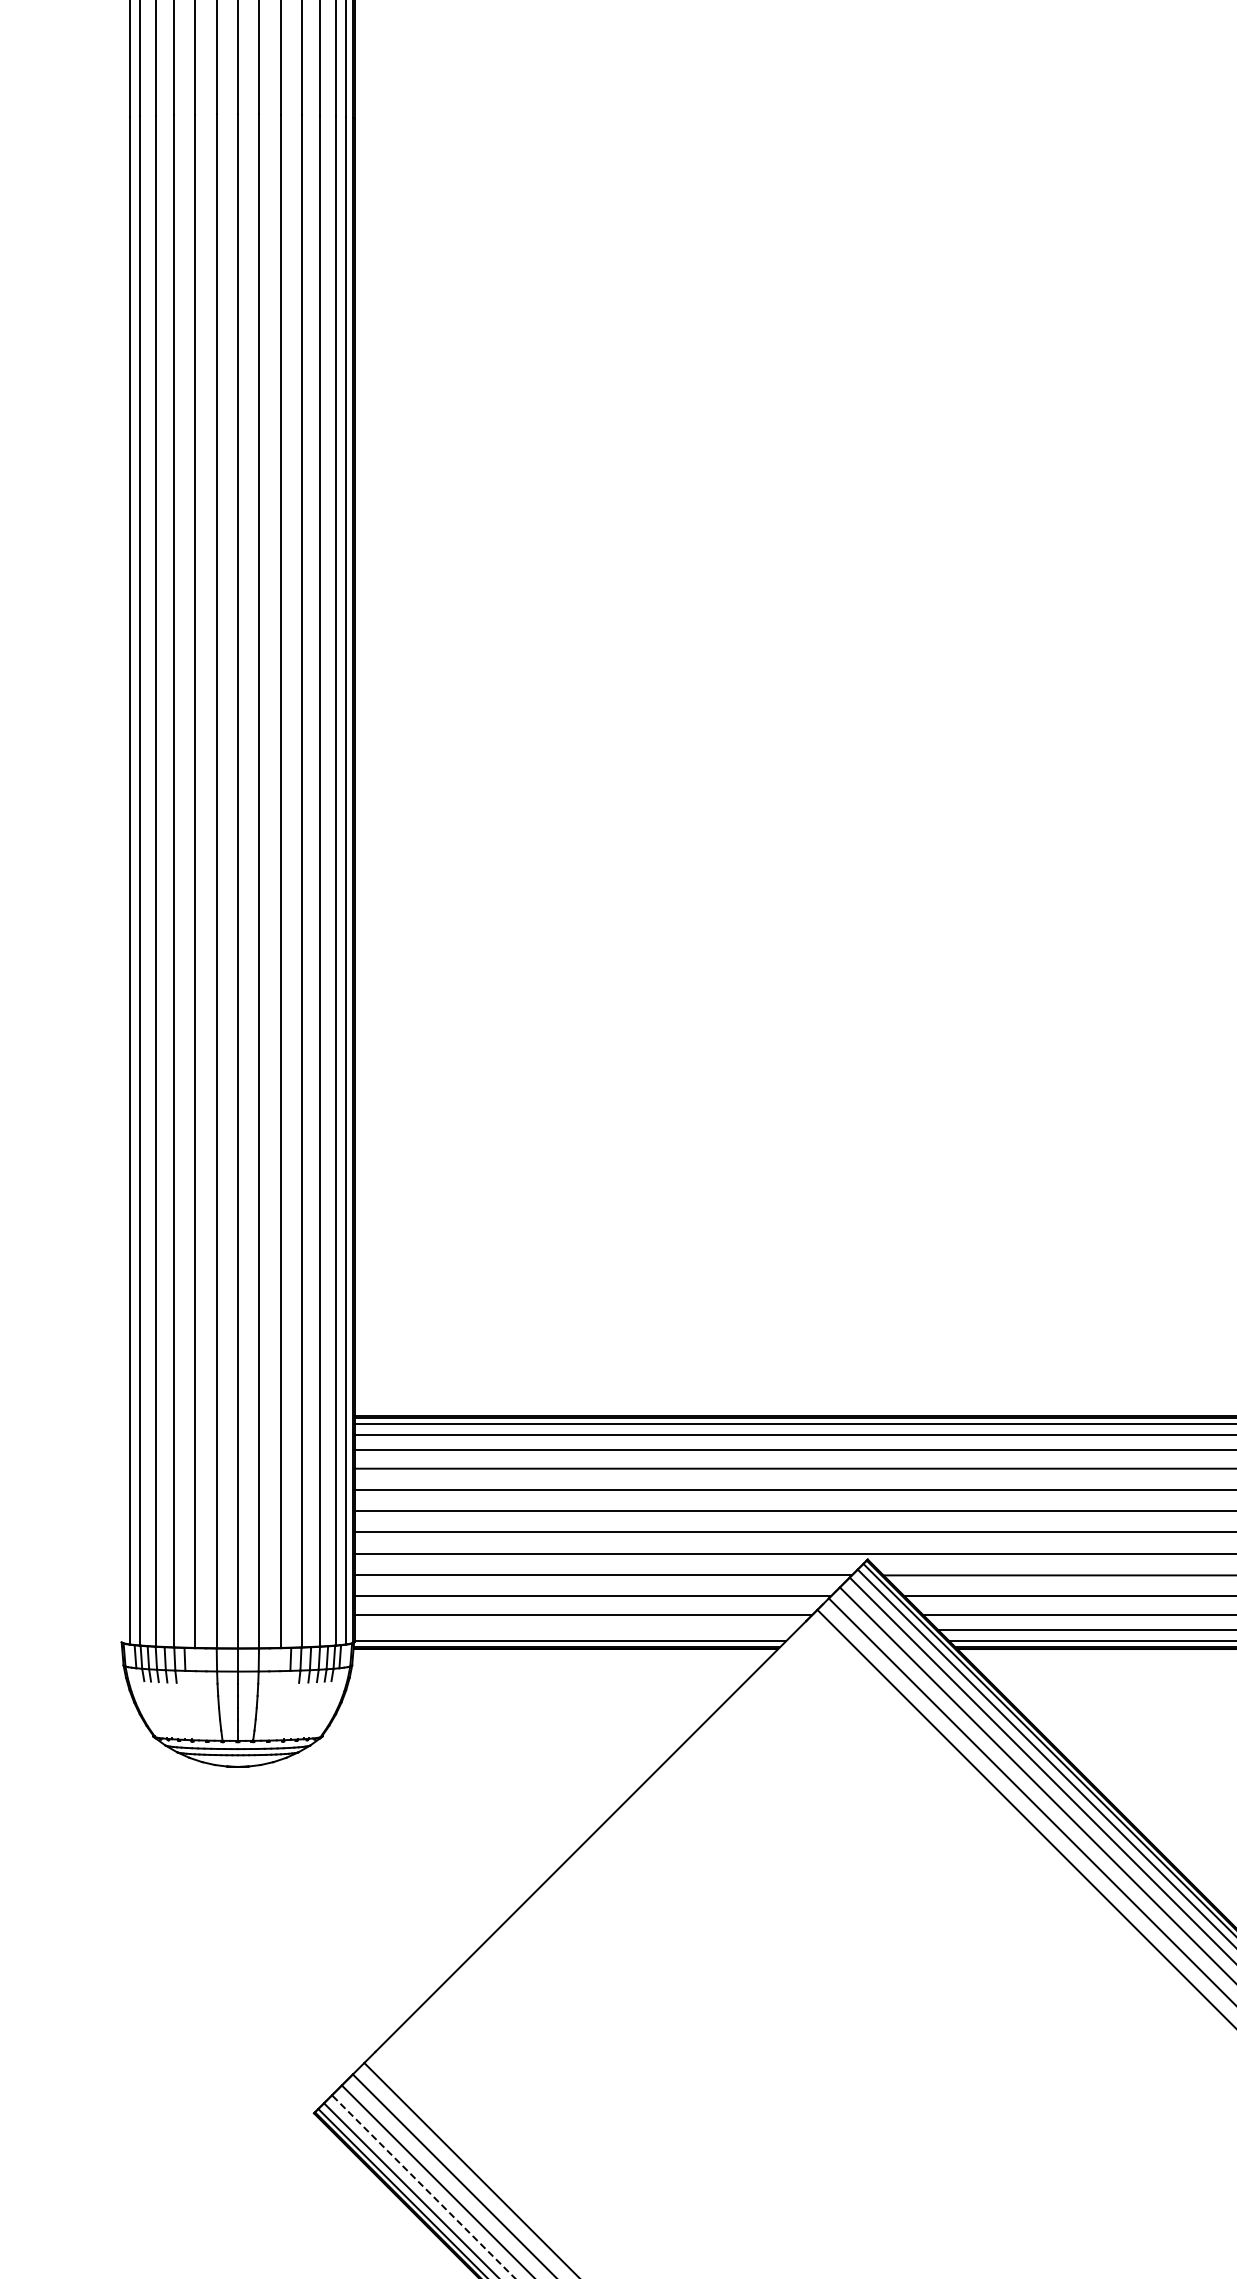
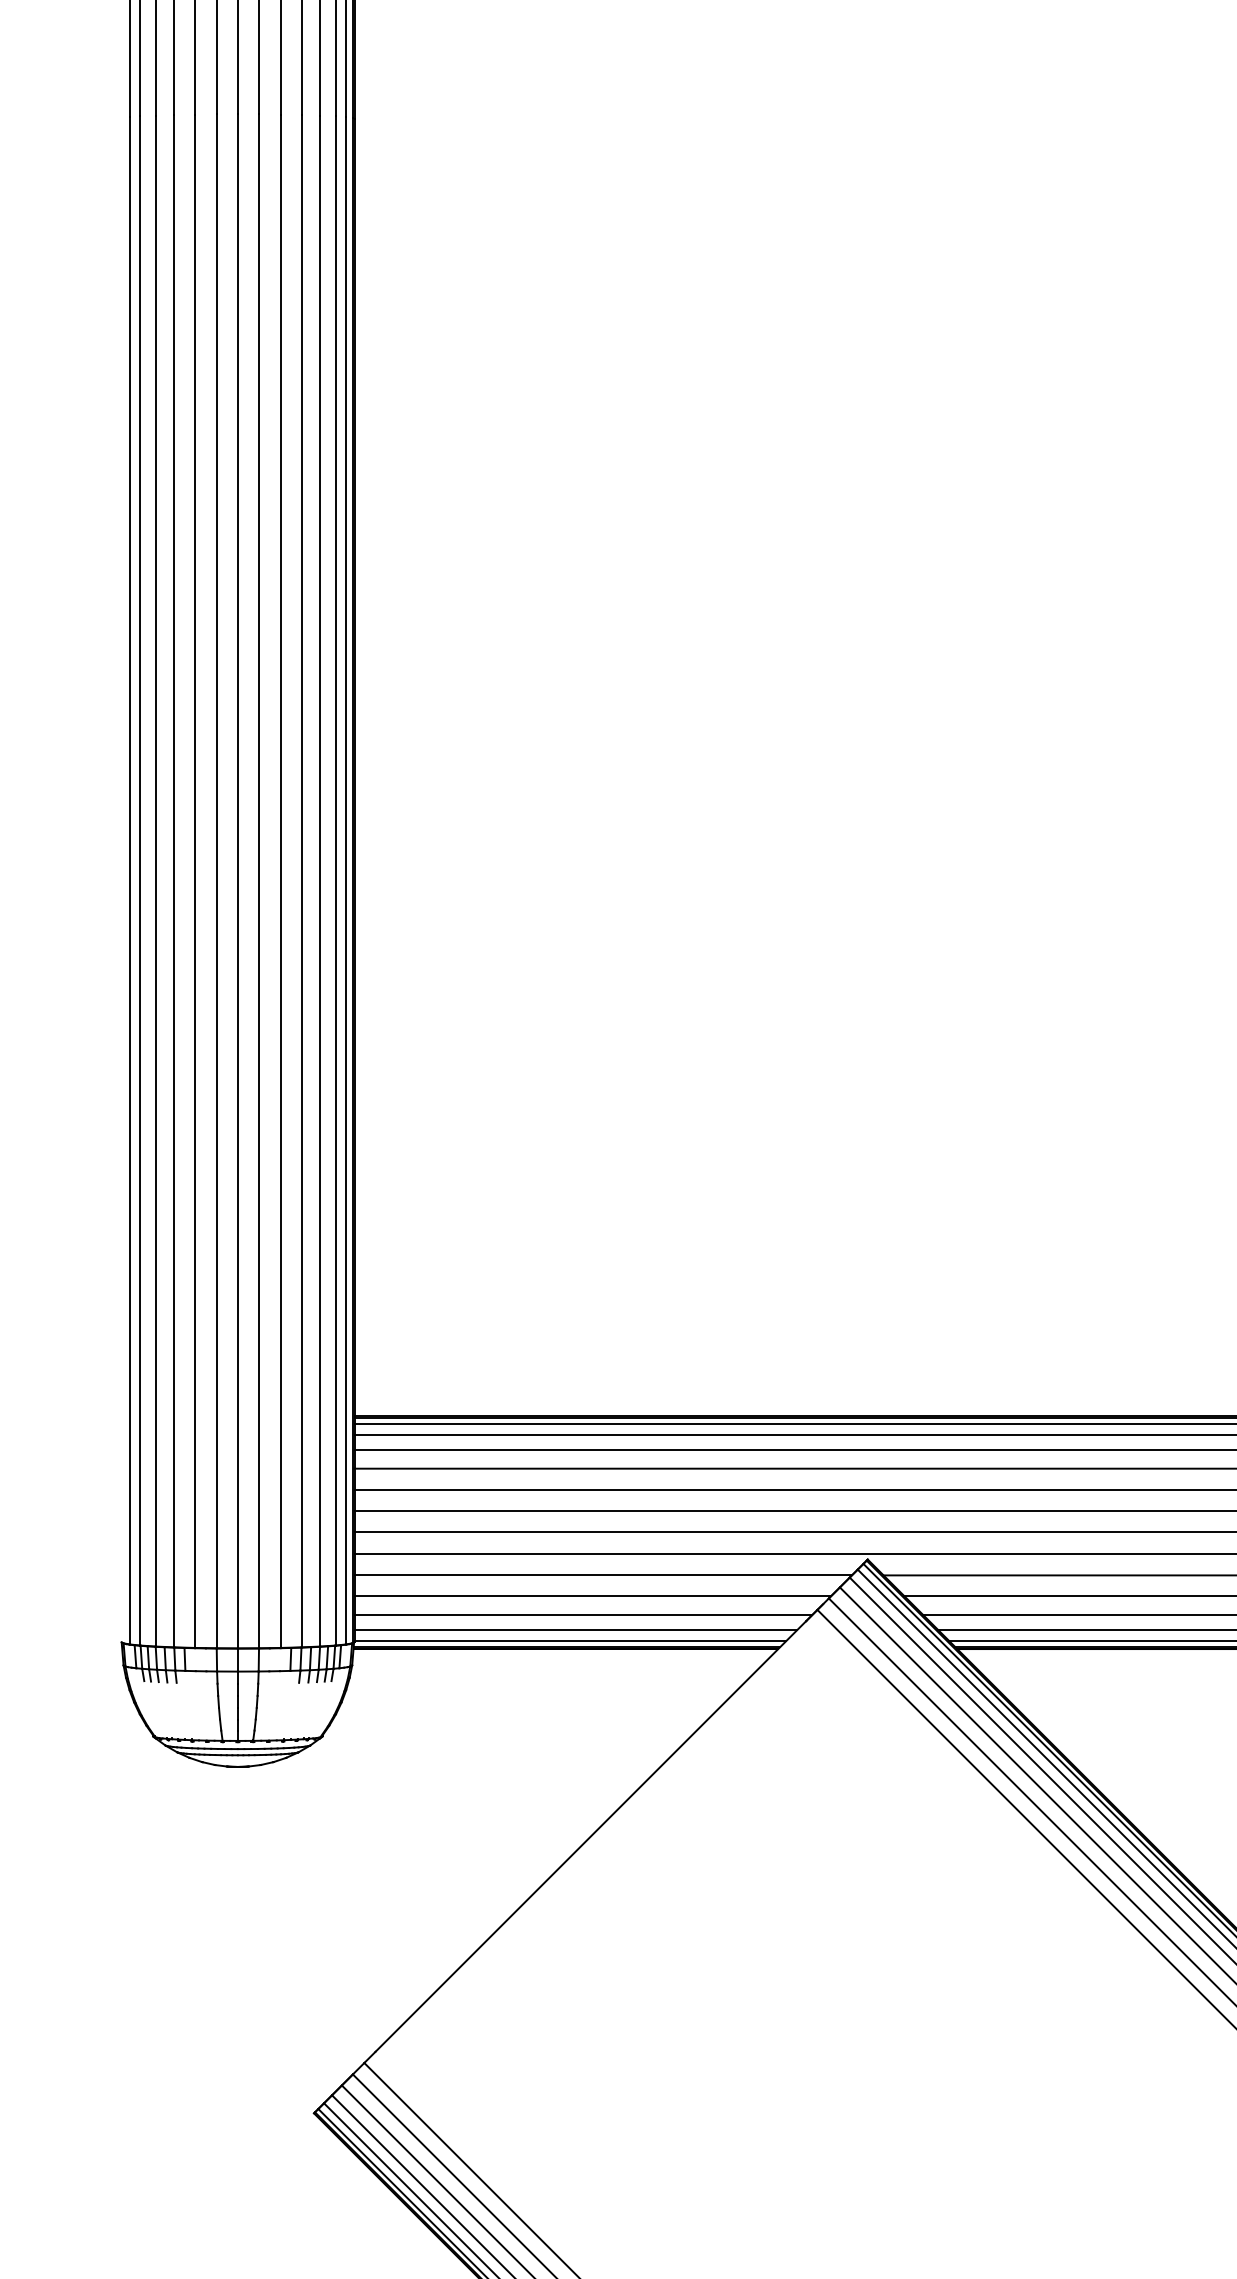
line: none -> present (575, 1630)
line: dashed -> solid (423, 2186)
